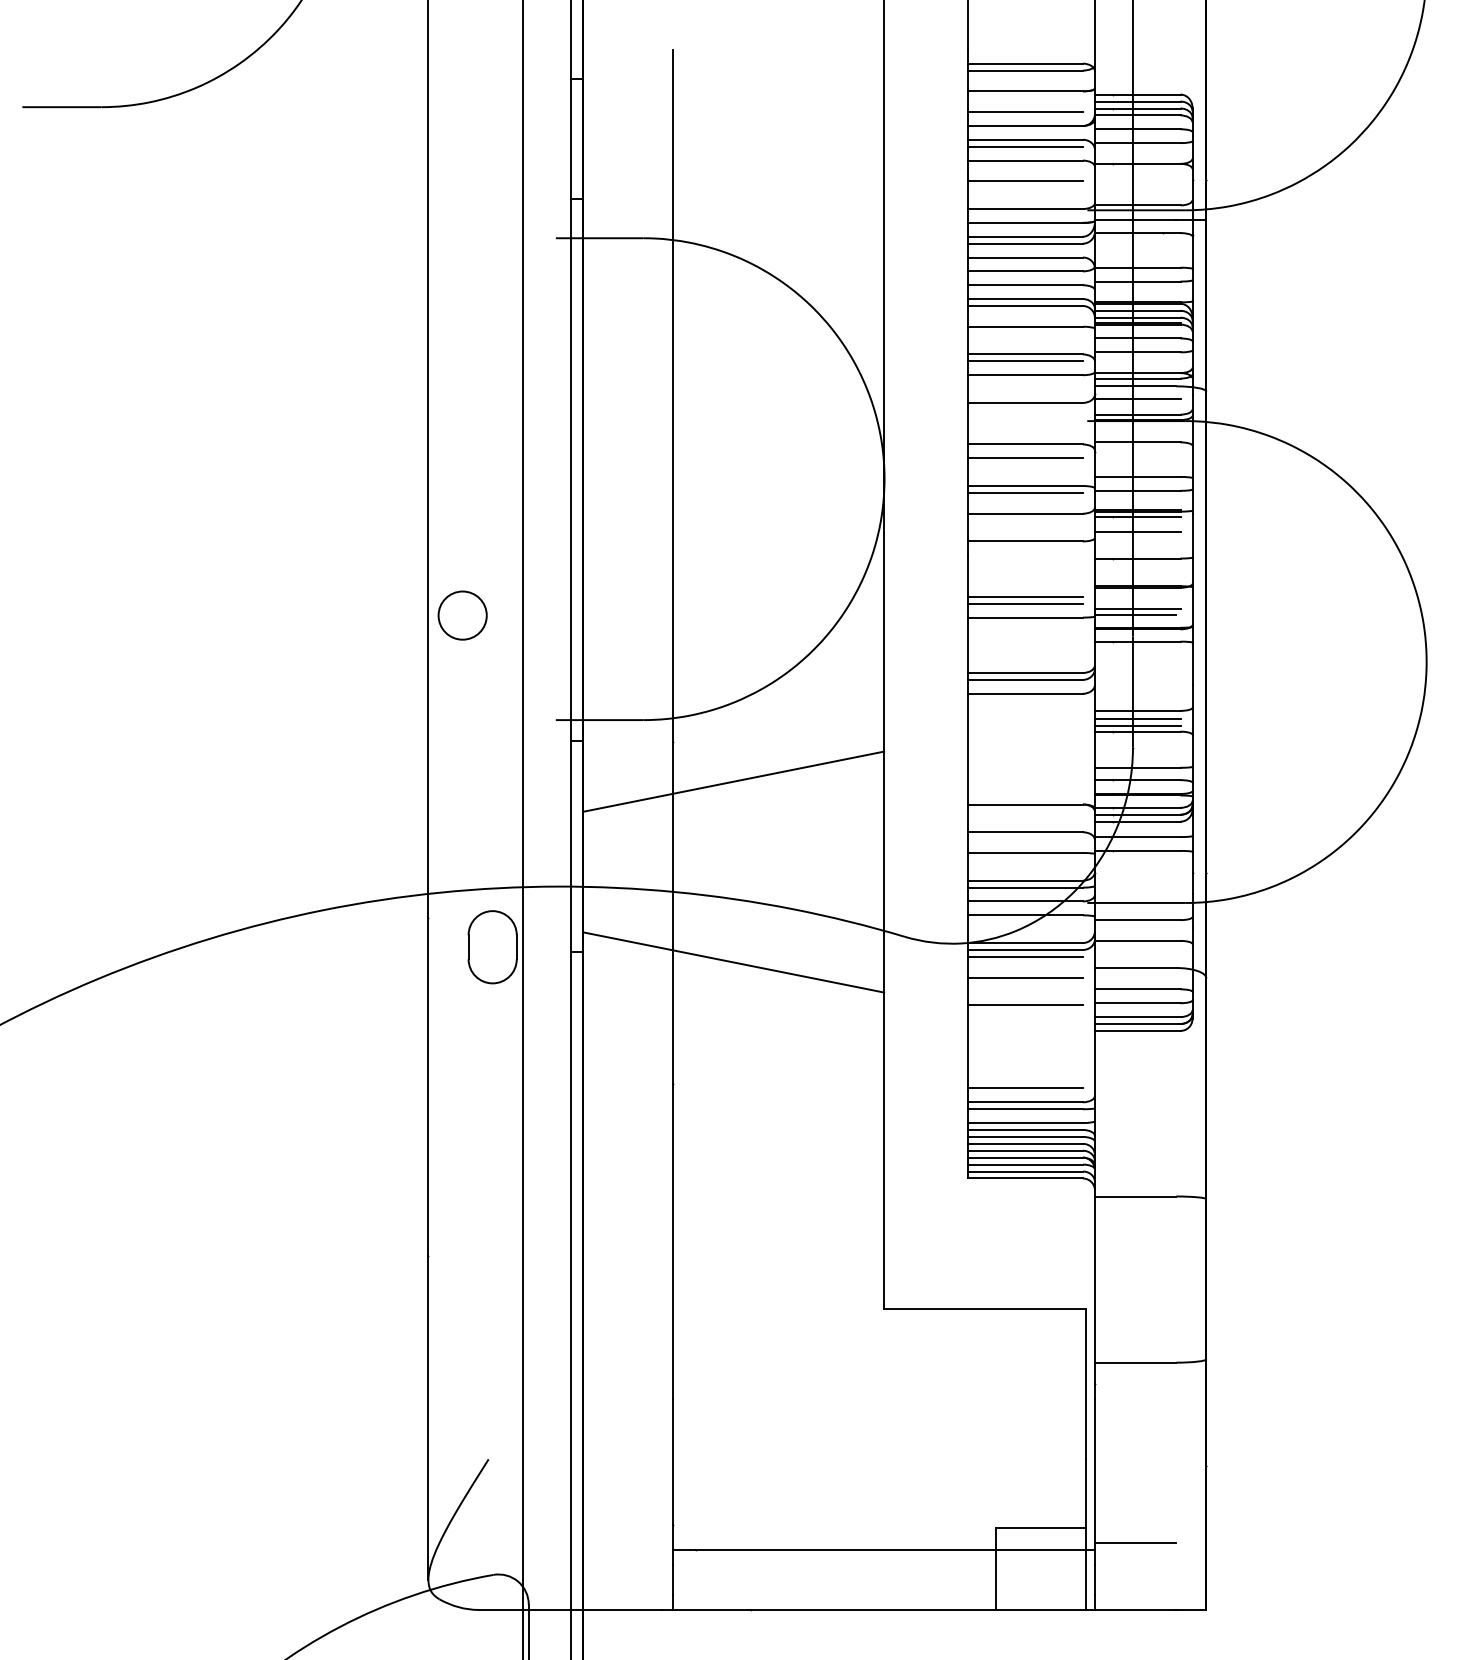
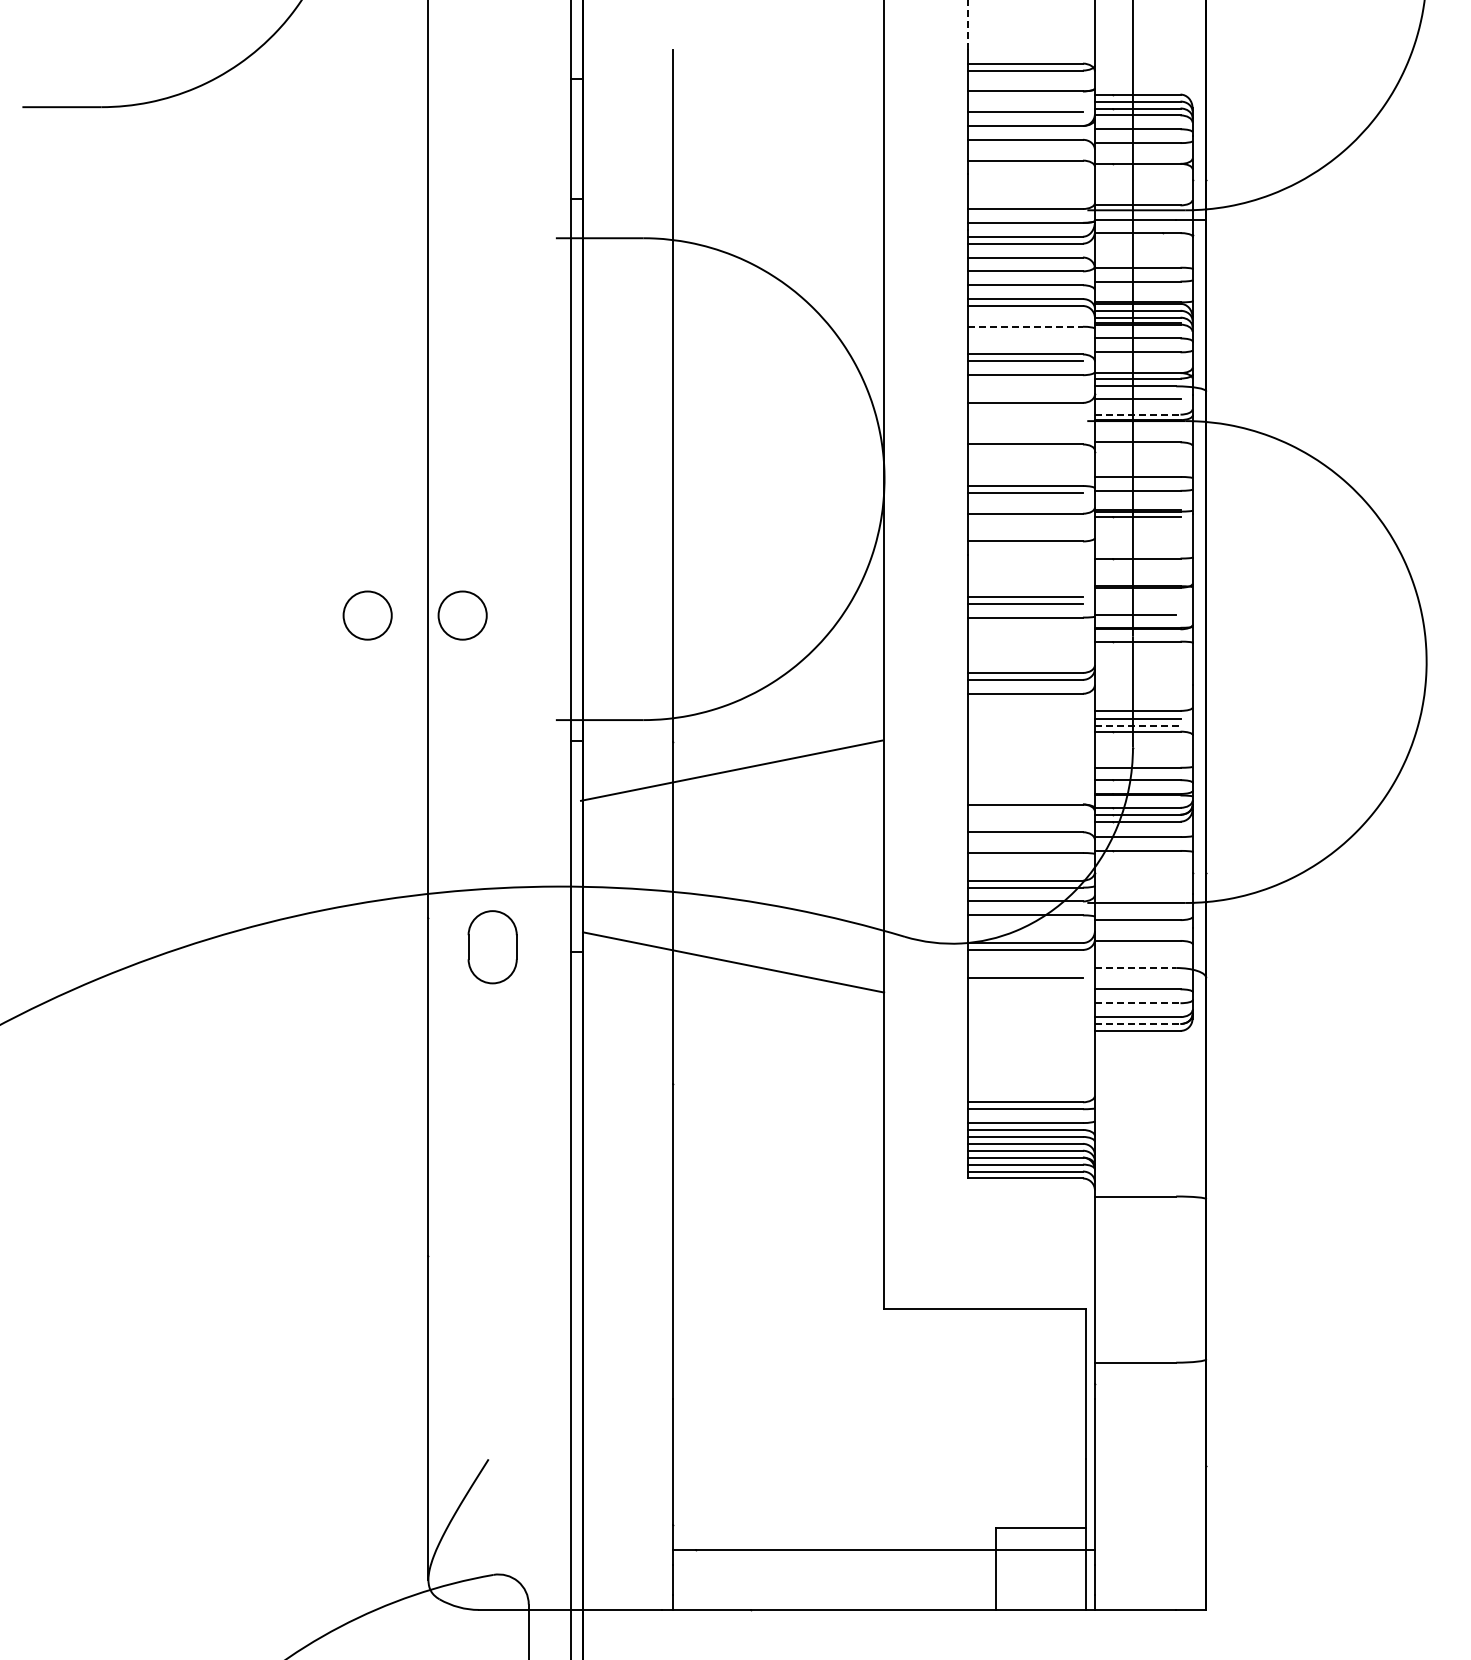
line: solid -> dashed (968, 24)
line: present -> none (1025, 146)
line: present -> none (1025, 181)
line: solid -> dashed (1026, 326)
line: solid -> dashed (1137, 414)
line: present -> none (1025, 458)
line: present -> none (1137, 532)
line: present -> none (1137, 608)
circle: none -> present (367, 615)
line: solid -> dashed (1137, 726)
line position: (733, 781) -> (731, 770) (731, 770)
line: present -> none (522, 829)
line: present -> none (1025, 956)
line: solid -> dashed (1135, 968)
line: solid -> dashed (1137, 1003)
line: present -> none (1025, 1005)
line: solid -> dashed (1137, 1023)
line: present -> none (1025, 1088)
line: present -> none (1135, 1542)
